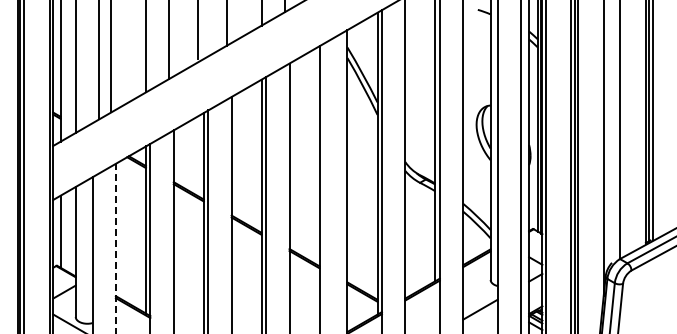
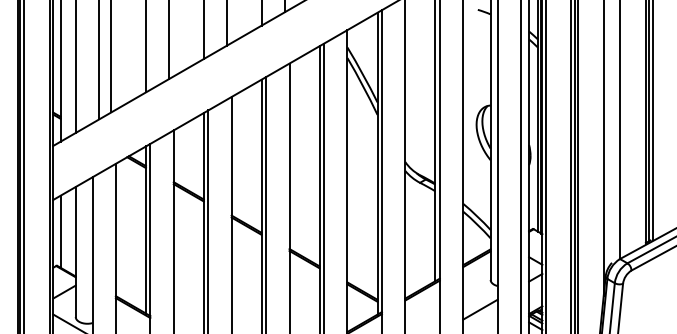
line position: (197, 30) -> (203, 30) (203, 30)
line: none -> present (324, 186)
line: dashed -> solid (115, 248)
